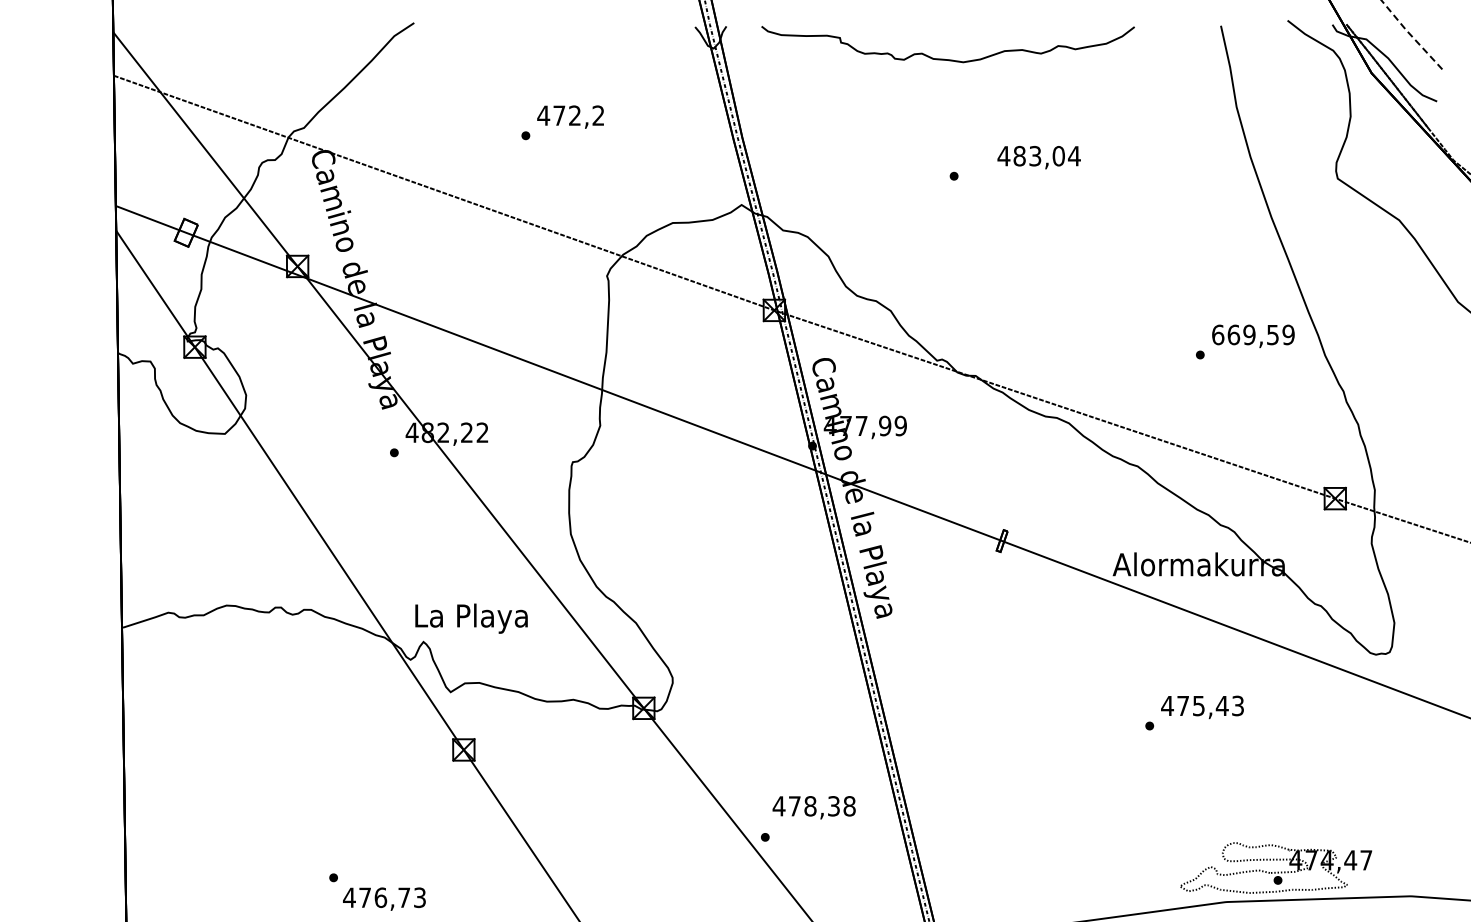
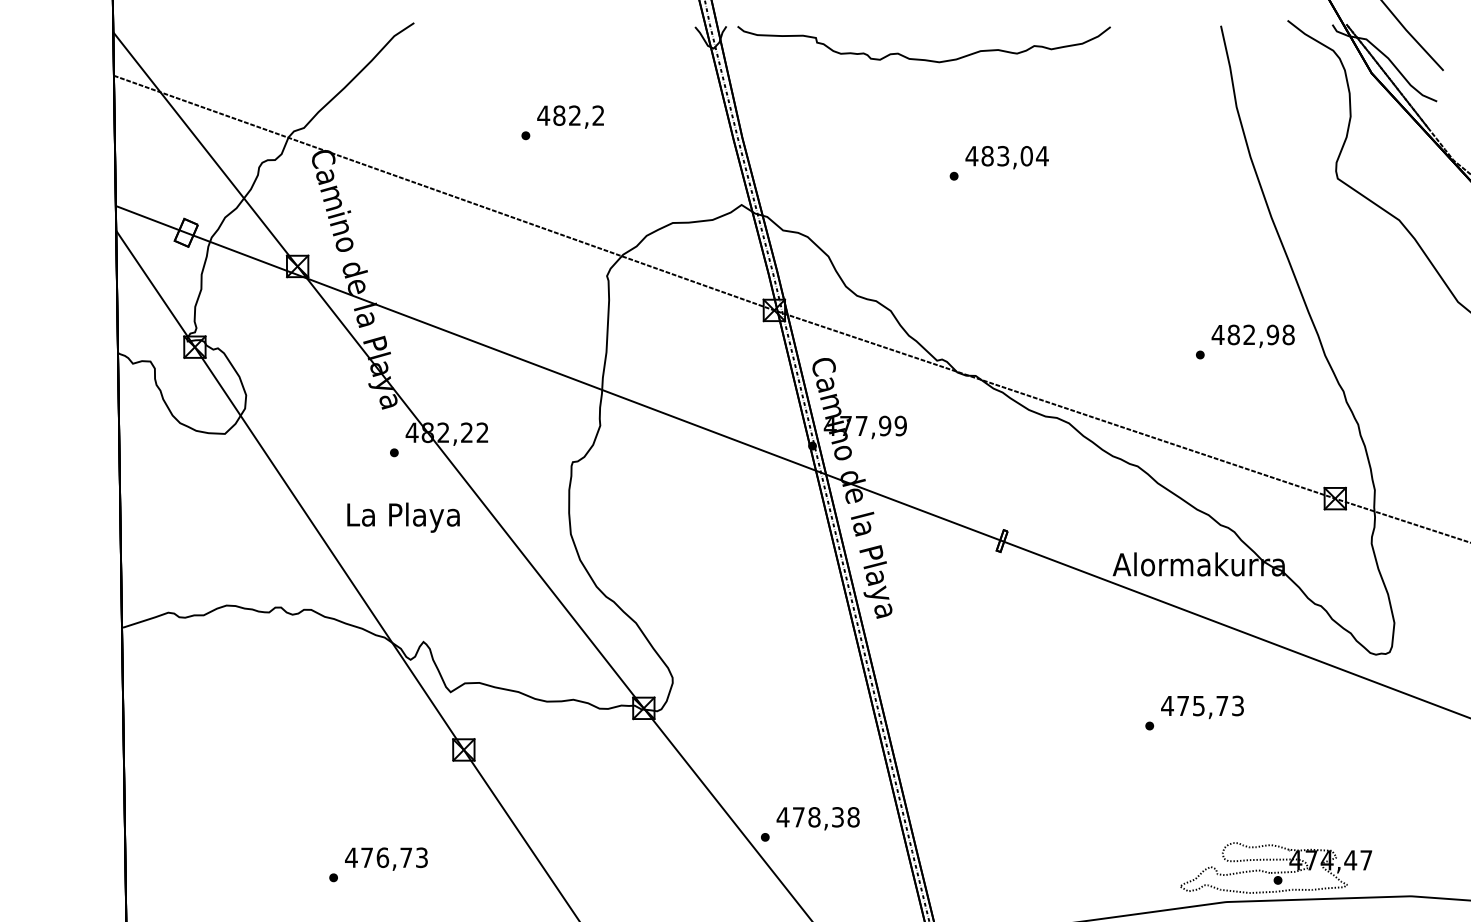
line: dashed -> solid (1411, 35)
curve position: (944, 58) -> (920, 58) (920, 58)
text: 472,2 -> 482,2 (559, 115)
text position: (1038, 157) -> (1006, 157) (1006, 157)
text: 669,59 -> 482,98 (1252, 334)
text position: (471, 618) -> (403, 517) (403, 517)
text: 475,43 -> 475,73 (1221, 705)
text position: (813, 807) -> (817, 818) (817, 818)
text position: (384, 898) -> (386, 858) (386, 858)
